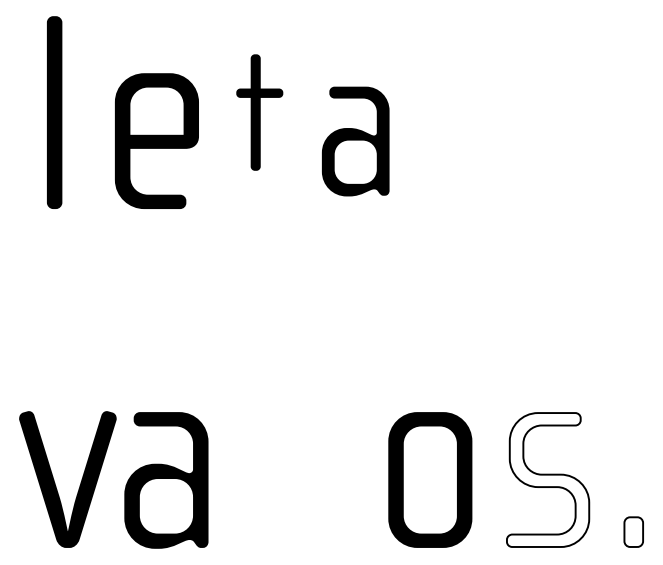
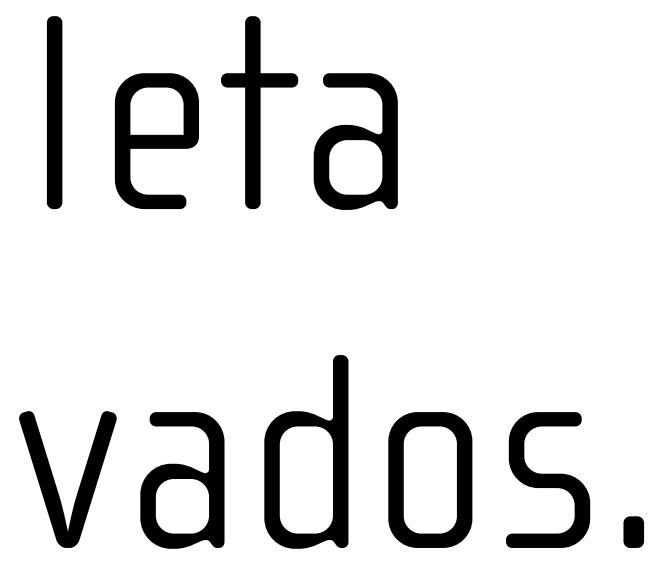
part size: 48x117 px -> 78x193 px (259, 112)
part size: 68x111 px -> 85x137 px (355, 141)
part: none -> present (306, 451)
fill: none -> present (547, 479)
part position: (166, 480) -> (182, 480) (182, 480)
fill: none -> present (633, 531)
